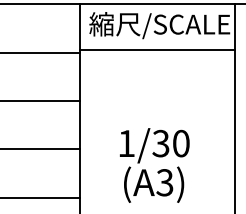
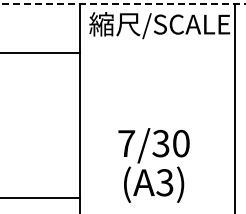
line: solid -> dashed (123, 4)
line: present -> none (157, 50)
line: present -> none (40, 100)
text: 1/30 -> 7/30 (126, 143)
line: present -> none (40, 149)
